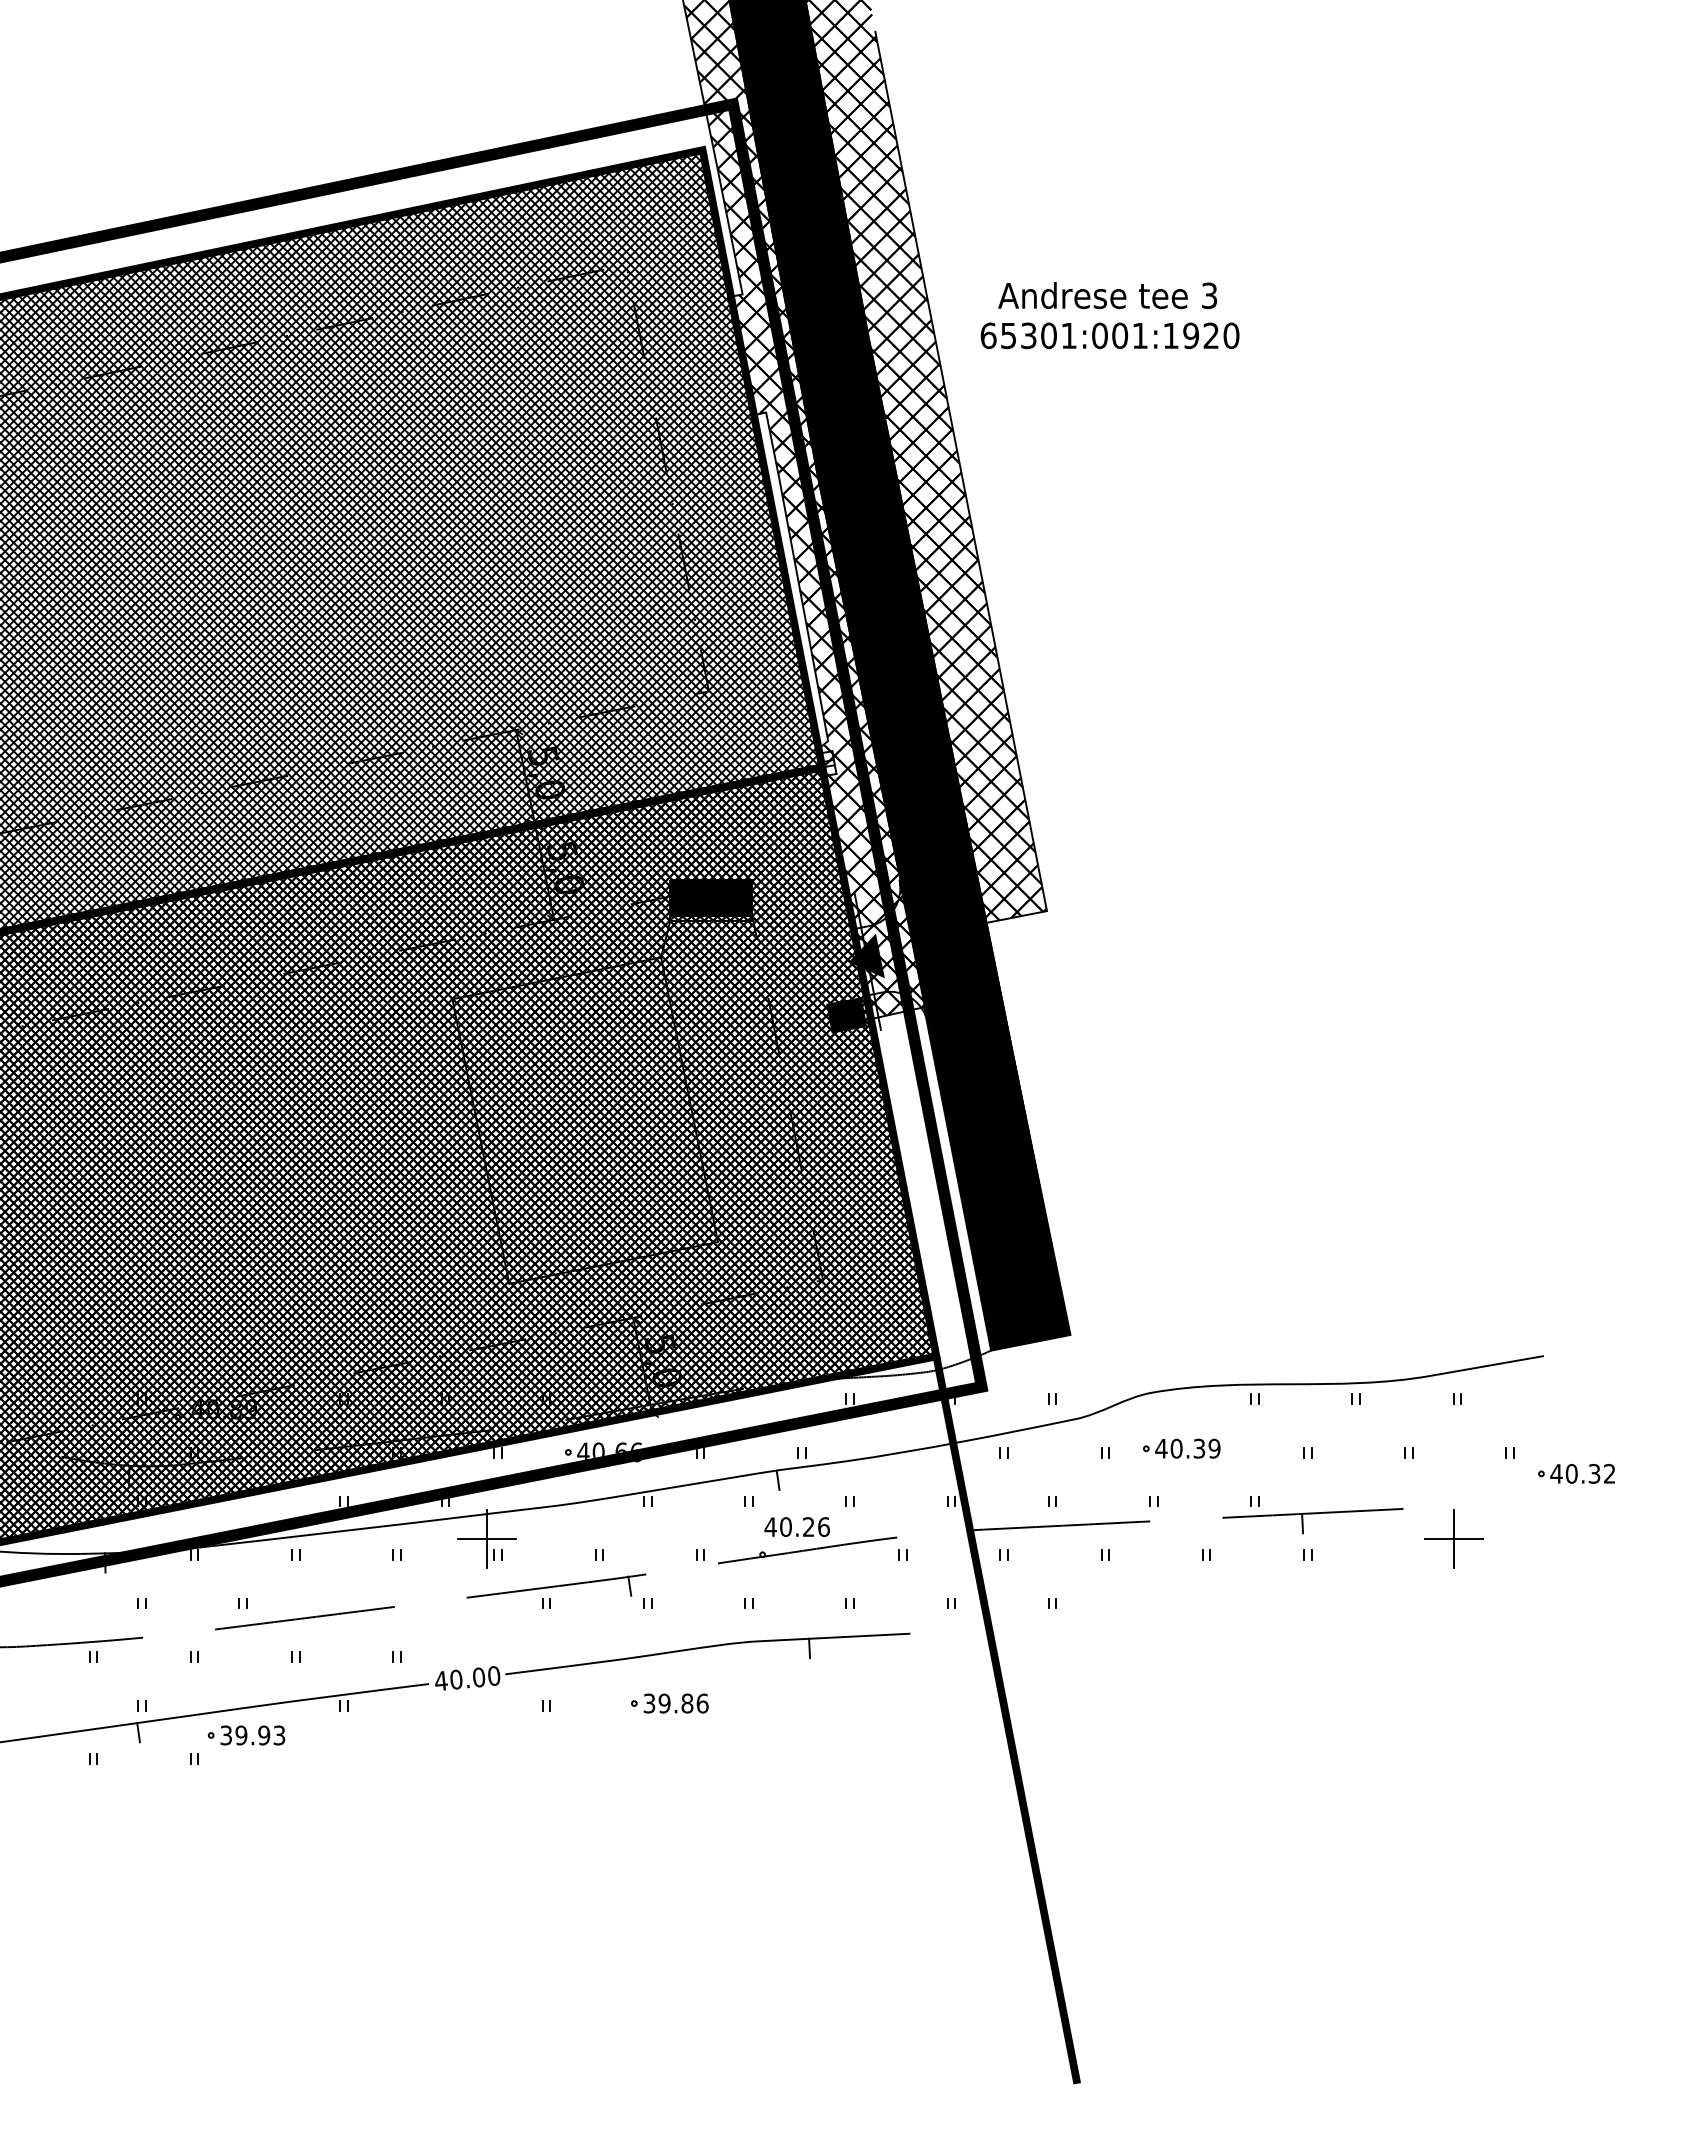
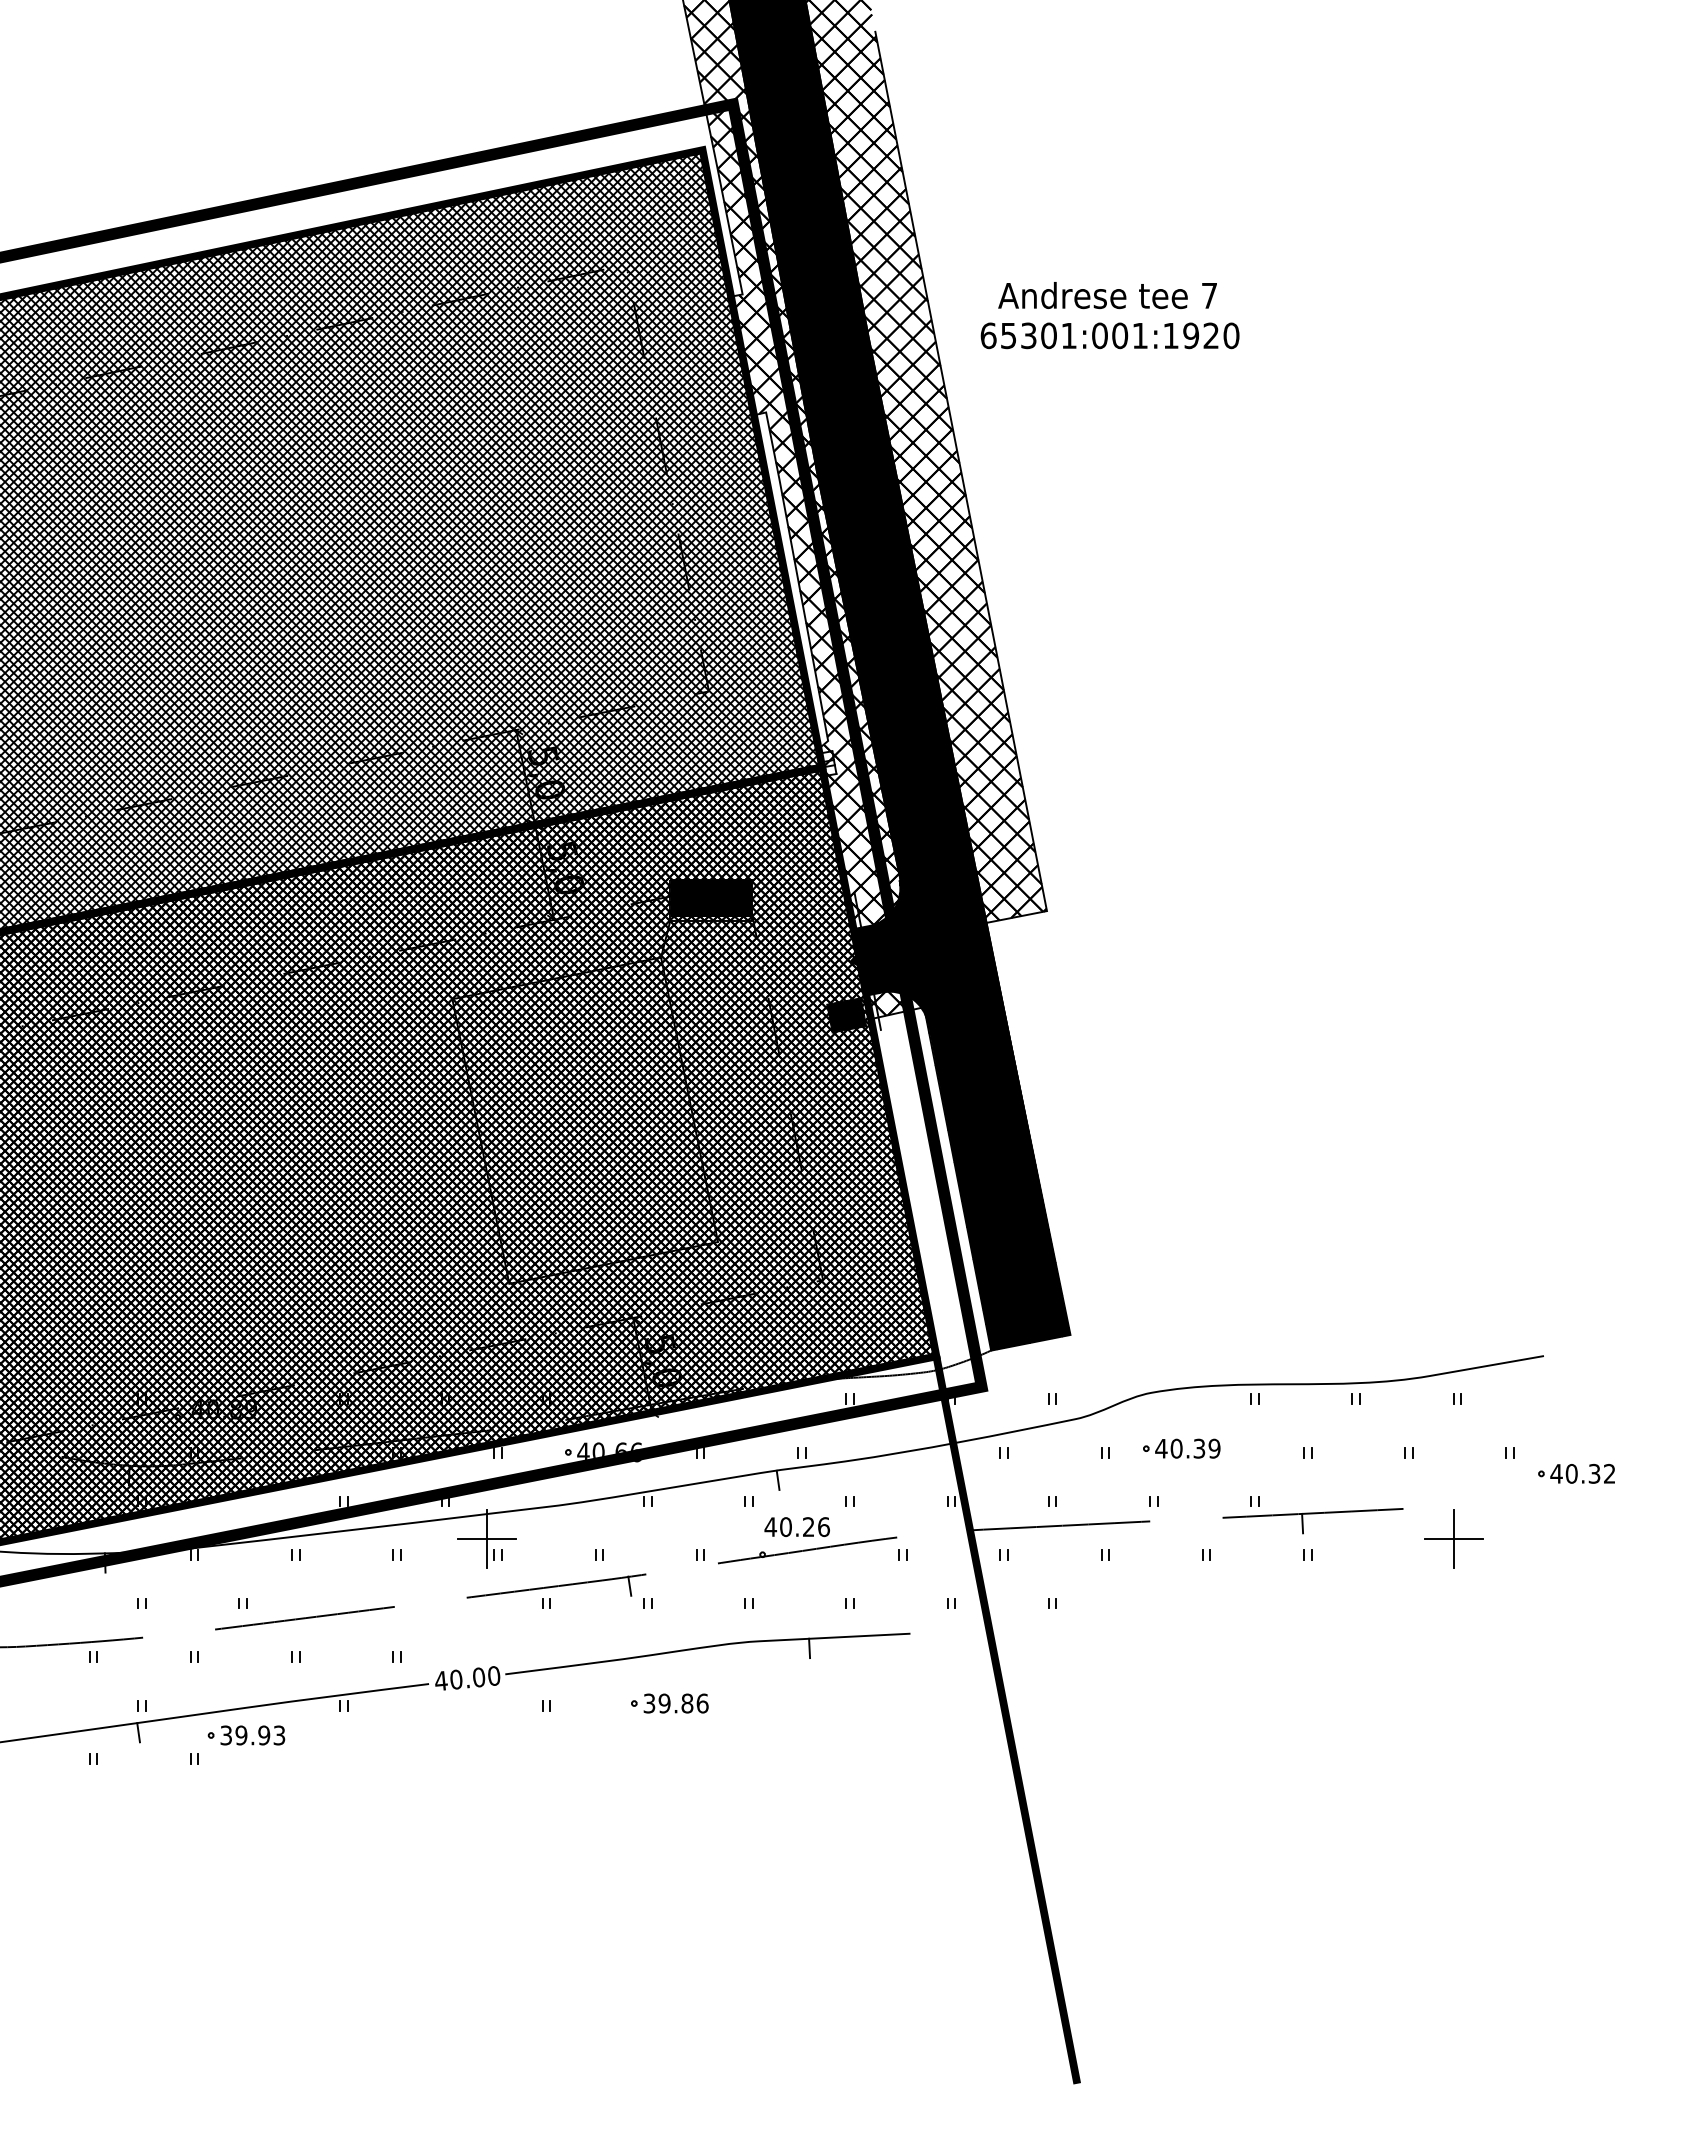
text: 3 -> 7 (1209, 295)
fill: none -> present (890, 951)
